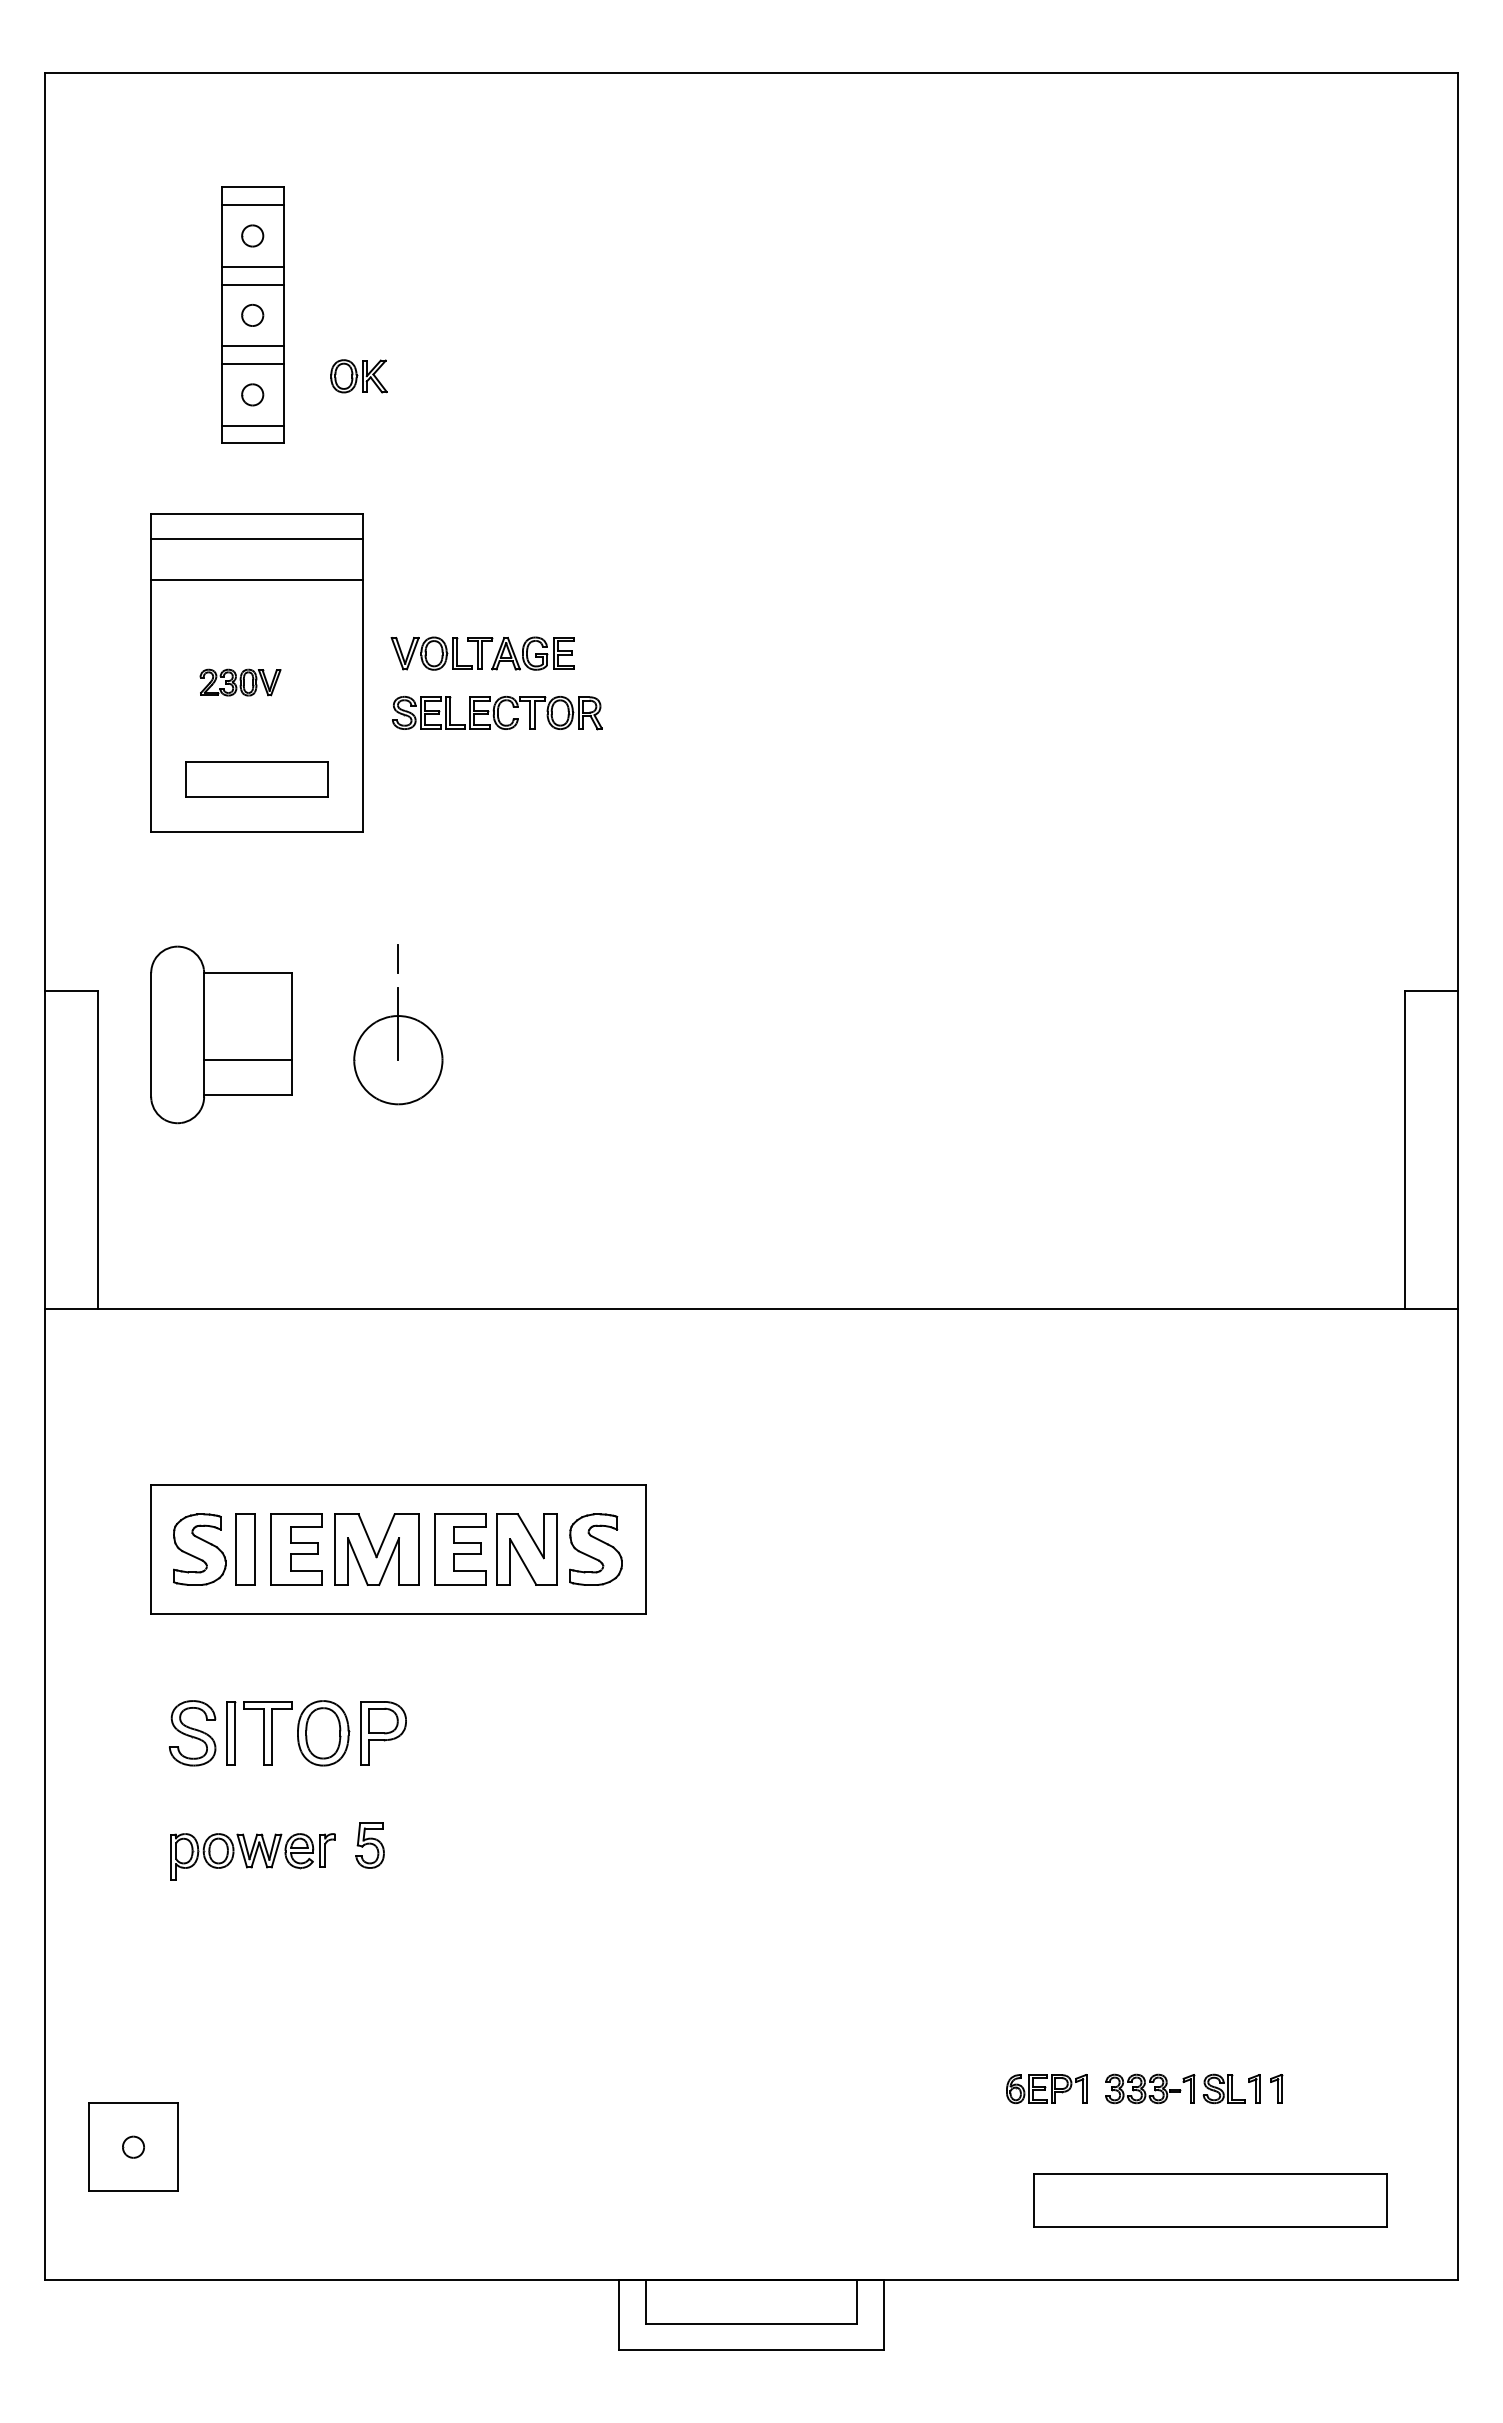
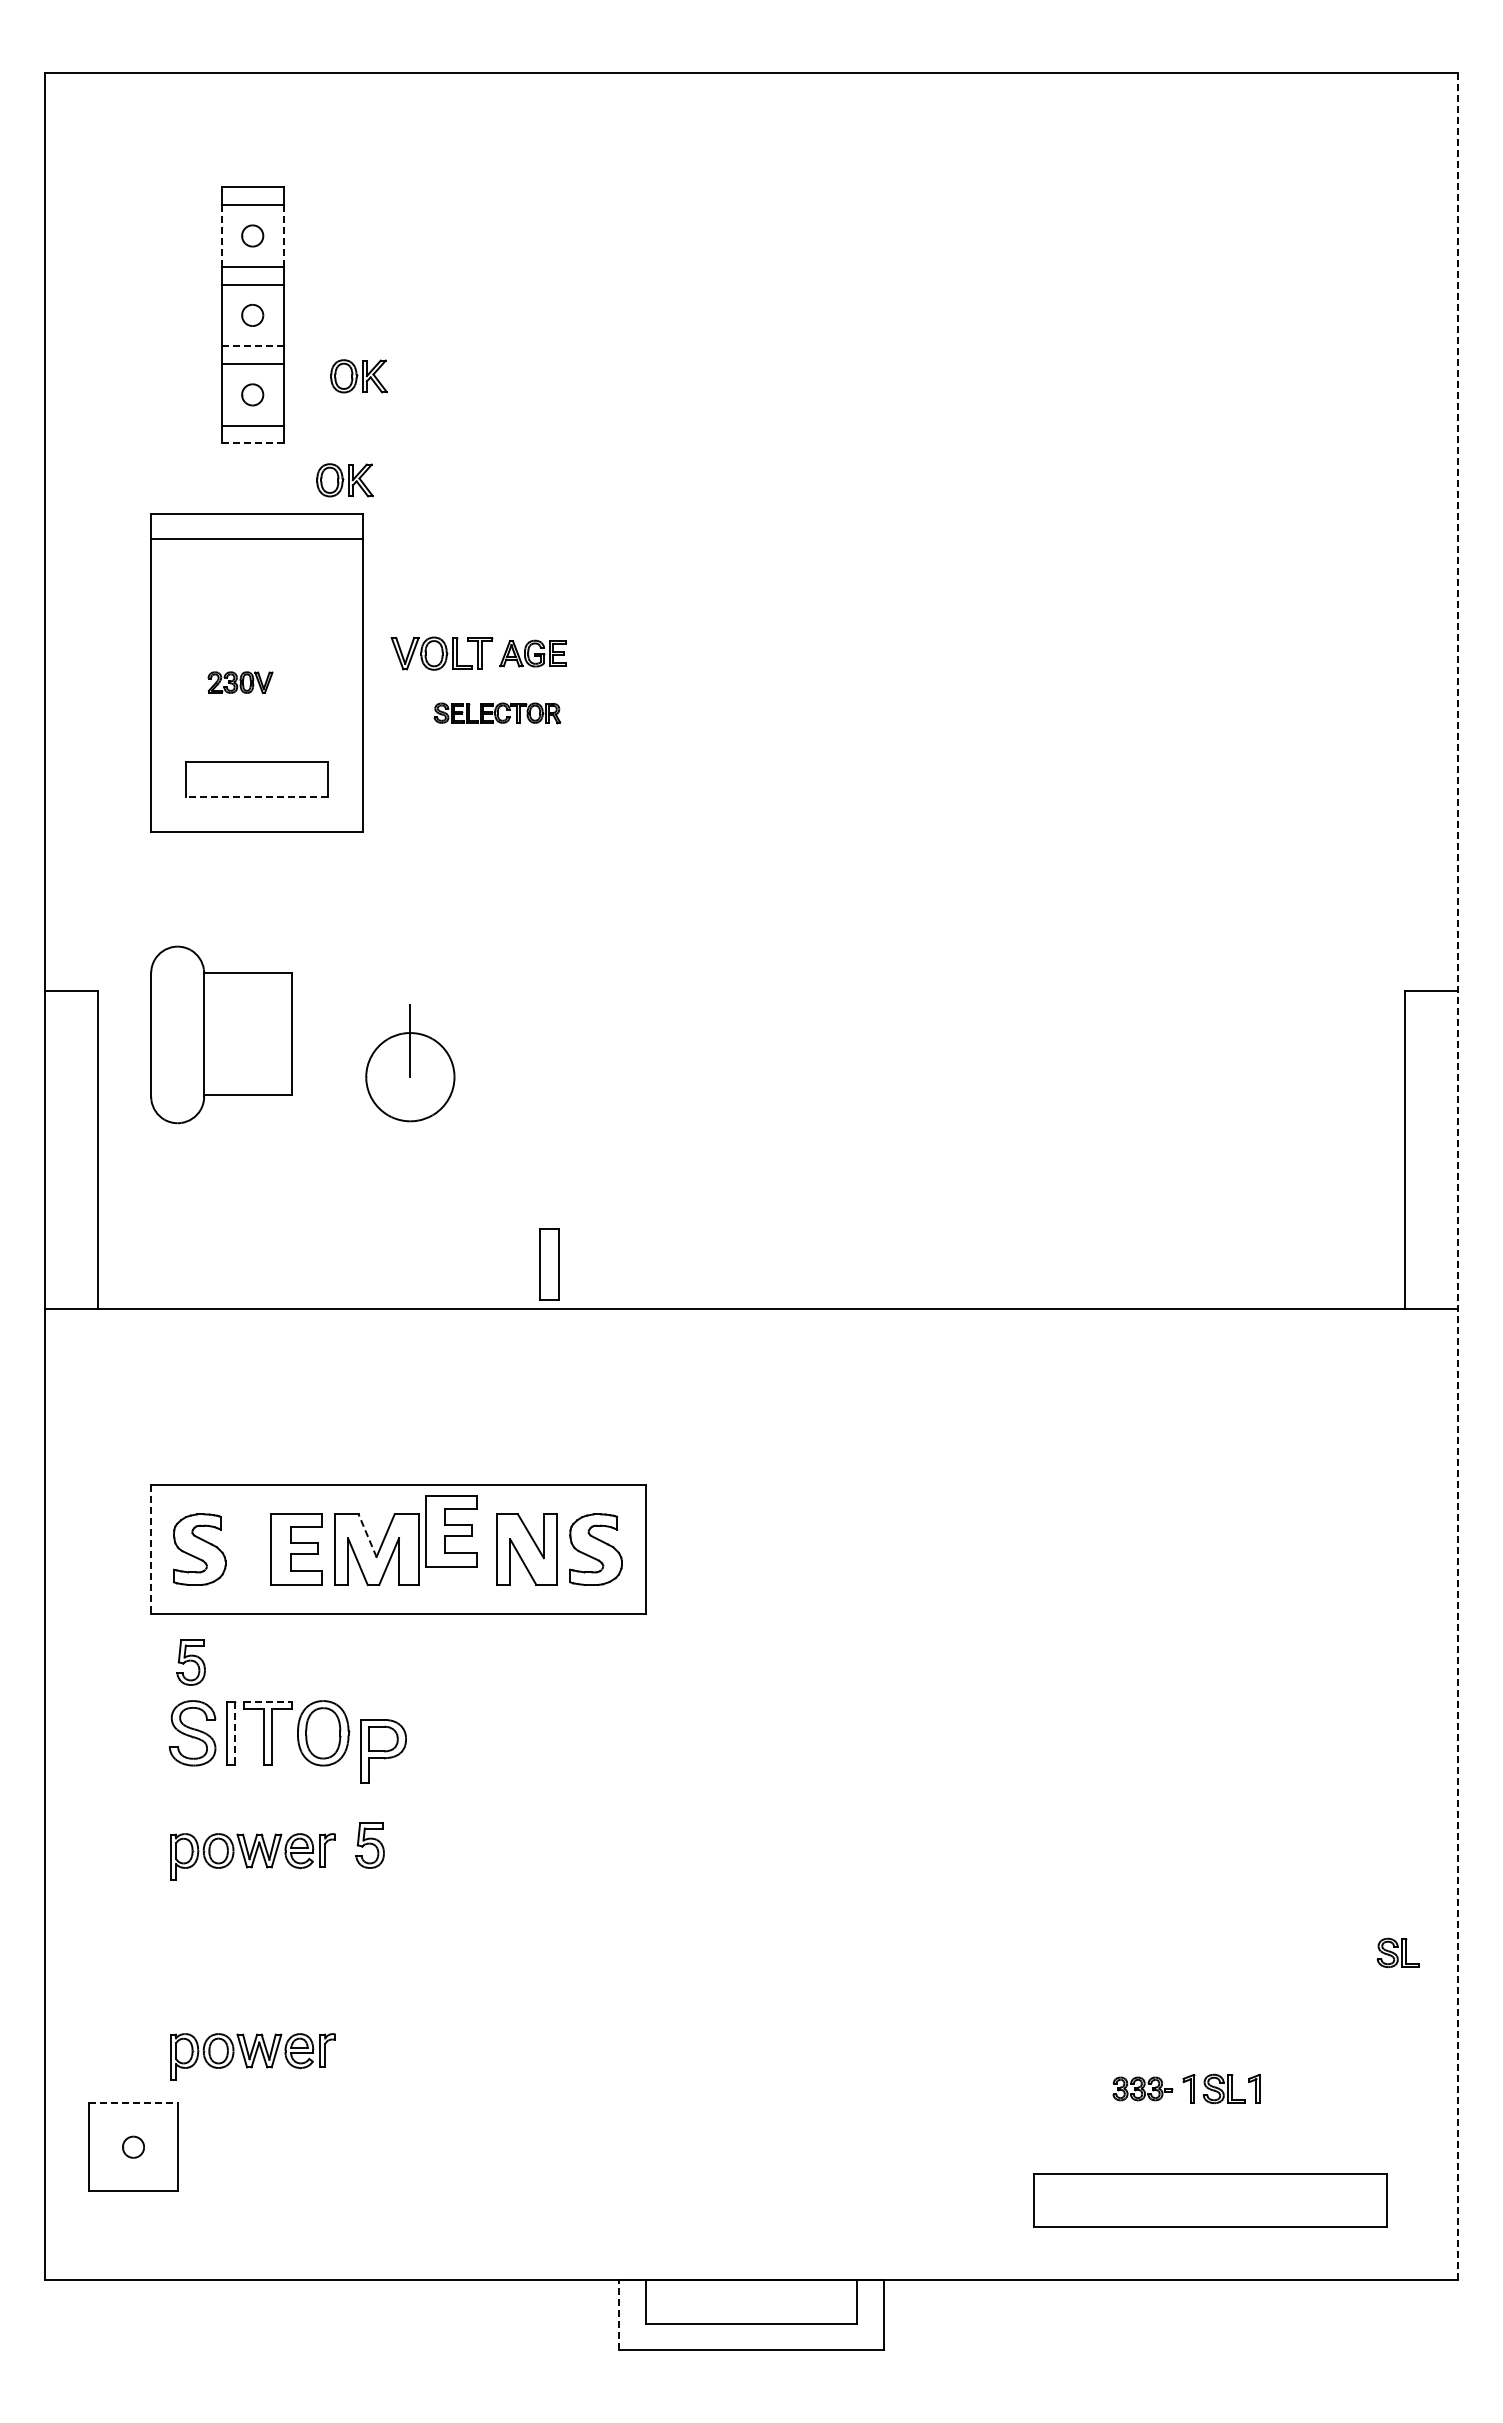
line: solid -> dashed (221, 236)
line: solid -> dashed (283, 236)
line: solid -> dashed (252, 346)
line: solid -> dashed (252, 443)
part: none -> present (344, 480)
line: present -> none (257, 580)
part size: 84x35 px -> 68x29 px (532, 653)
part size: 83x29 px -> 67x23 px (240, 682)
part size: 211x35 px -> 129x23 px (497, 713)
line: solid -> dashed (257, 796)
line: present -> none (398, 958)
part position: (398, 1046) -> (410, 1063) (410, 1063)
line: present -> none (248, 1060)
line: solid -> dashed (1457, 1176)
line: solid -> dashed (367, 1535)
part position: (245, 1549) -> (549, 1264) (549, 1264)
part position: (460, 1549) -> (451, 1531) (451, 1531)
line: solid -> dashed (151, 1550)
part: none -> present (190, 1662)
line: solid -> dashed (268, 1701)
line: solid -> dashed (234, 1733)
part position: (383, 1733) -> (383, 1751) (383, 1751)
part: none -> present (1397, 1952)
part: none -> present (252, 2056)
part: present -> none (1046, 2088)
part size: 77x32 px -> 62x26 px (1142, 2088)
part: present -> none (1276, 2088)
line: solid -> dashed (134, 2103)
line: solid -> dashed (619, 2314)
